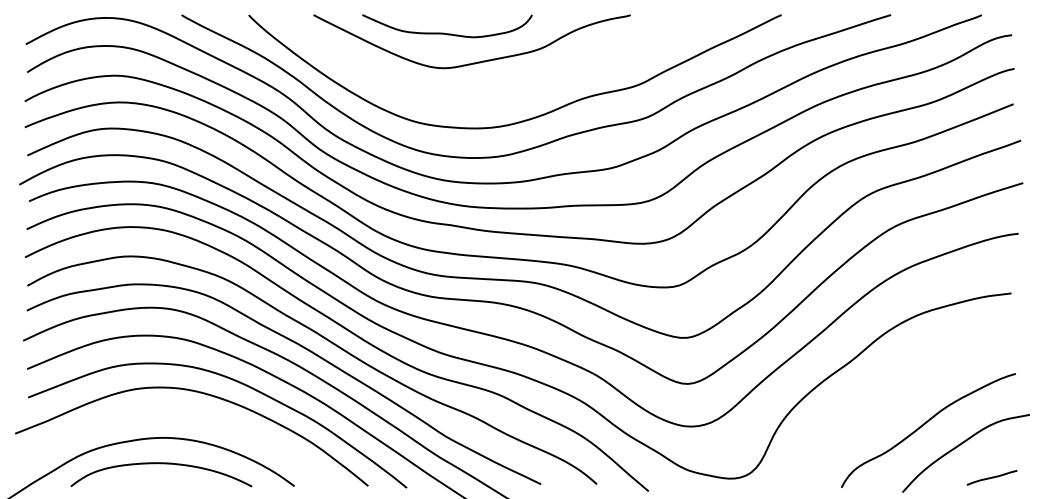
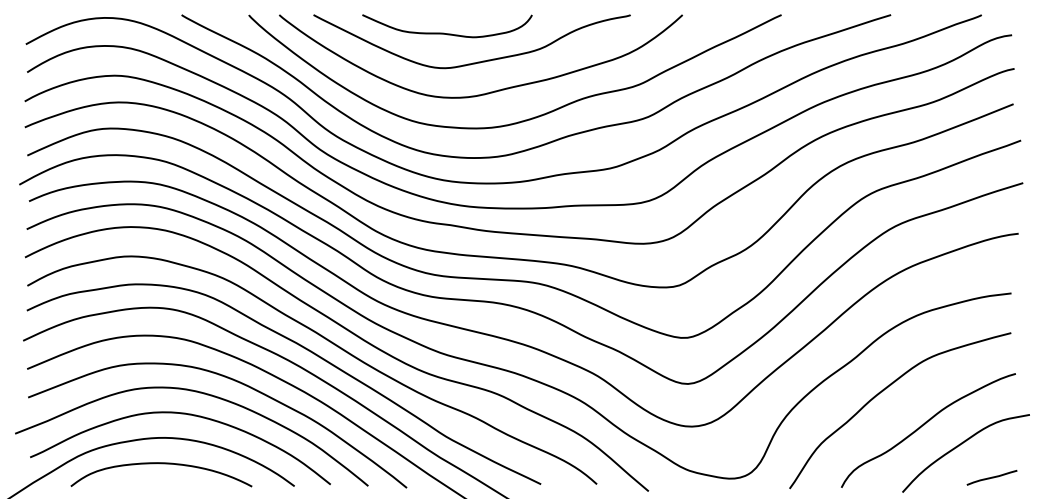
curve: none -> present (490, 91)
curve: none -> present (882, 392)
curve: none -> present (188, 415)
